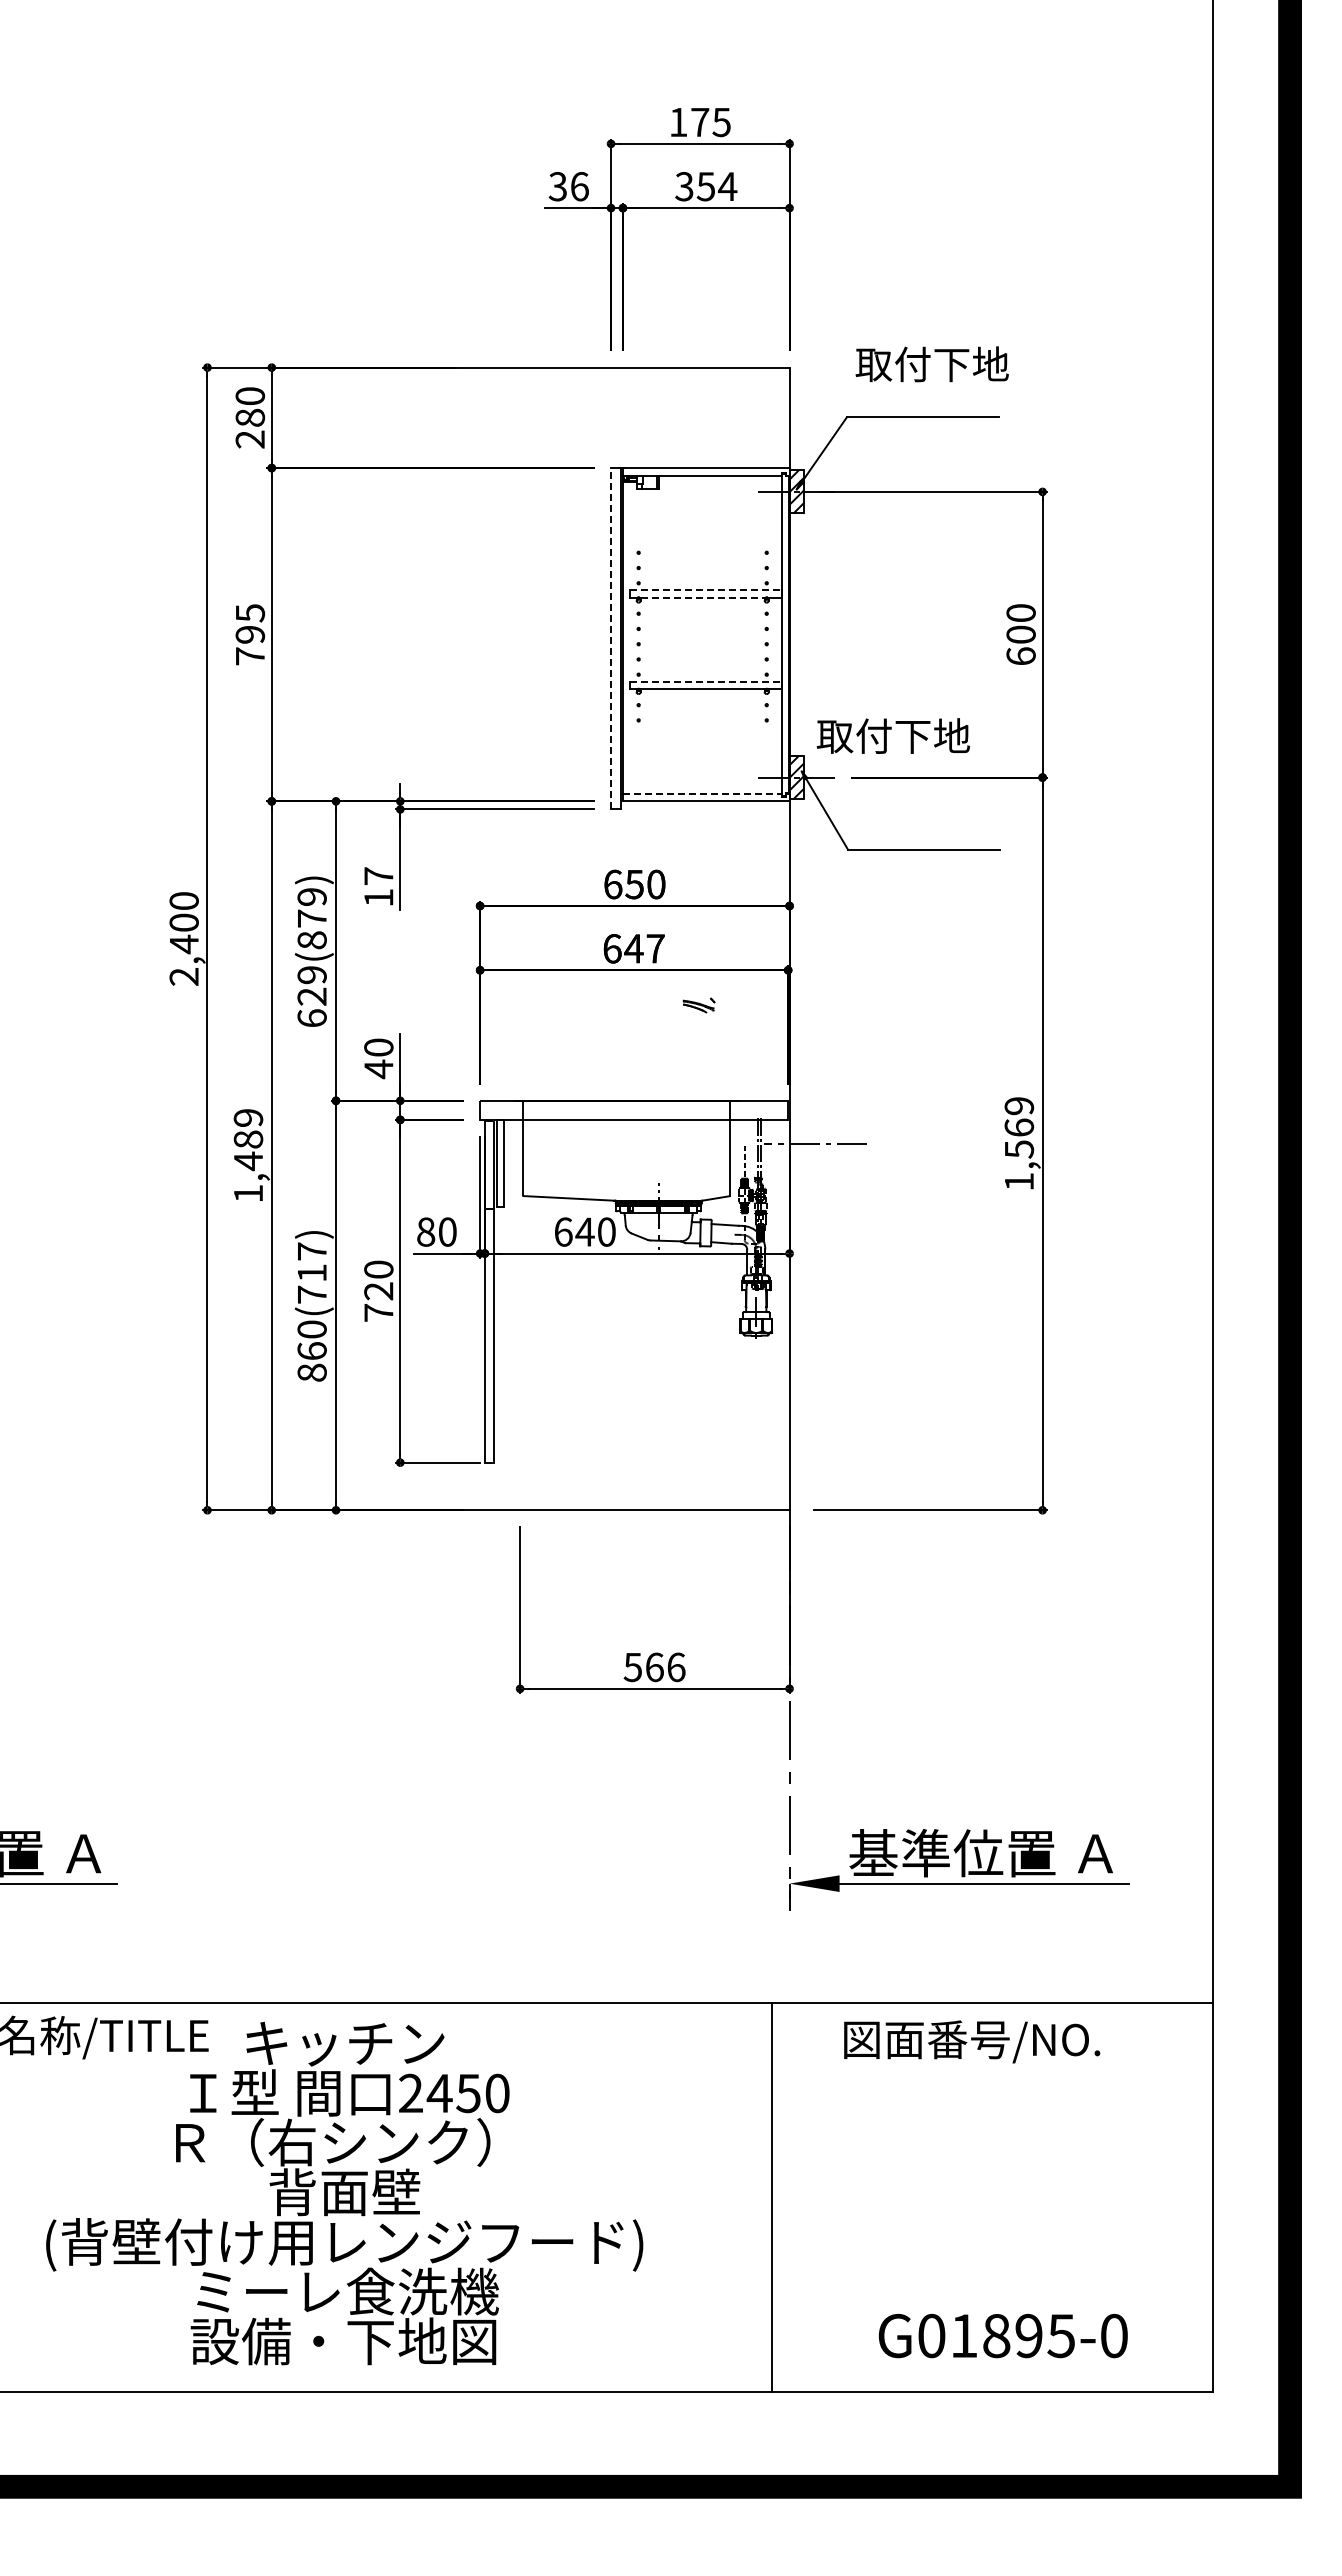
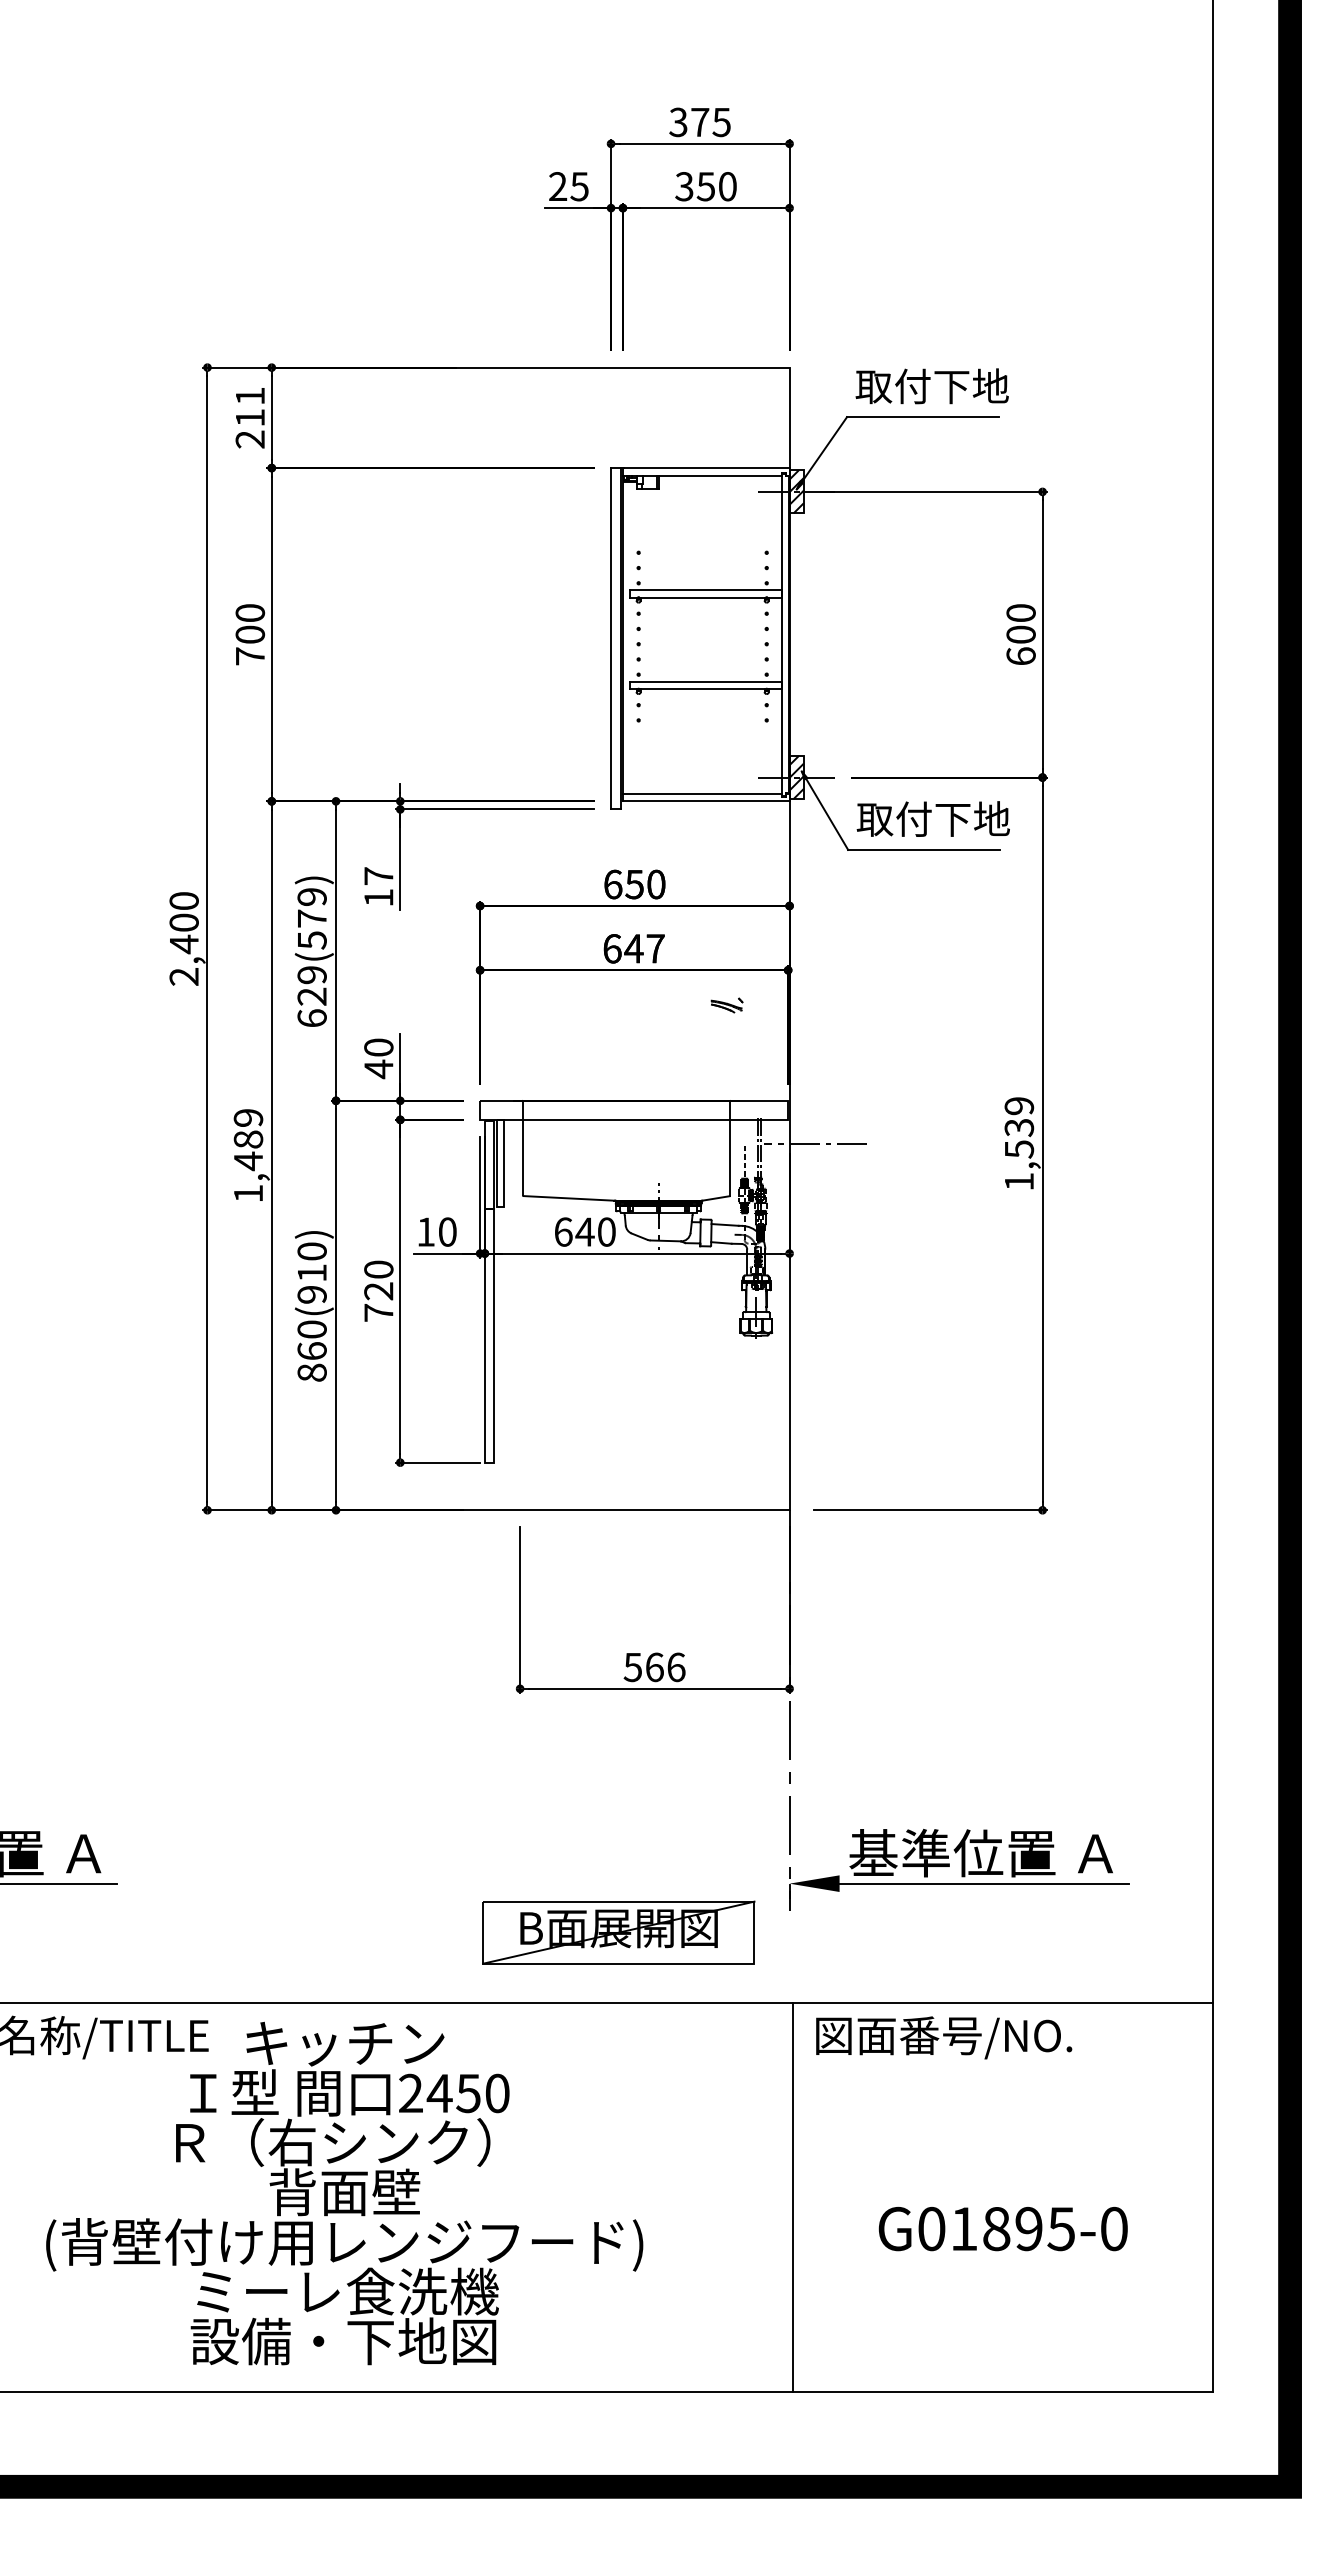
text: 175 -> 375 (678, 122)
text: 36 -> 25 (568, 186)
text: 354 -> 350 (727, 186)
text position: (931, 364) -> (931, 386) (931, 386)
text: 280 -> 211 (250, 406)
line: dashed -> solid (705, 590)
line: dashed -> solid (702, 597)
text: 795 -> 700 (250, 623)
line: dashed -> solid (611, 638)
line: dashed -> solid (705, 681)
text position: (892, 735) -> (932, 818) (932, 818)
line: dashed -> solid (703, 793)
text: 629(879) -> 629(579) (311, 940)
part position: (698, 1005) -> (726, 1005) (726, 1005)
text: 1,569 -> 1,539 (1019, 1127)
text: 80 -> 10 (426, 1231)
text: 860(717) -> 860(910) (311, 1272)
part: none -> present (618, 1932)
text position: (972, 2041) -> (944, 2037) (944, 2037)
line position: (772, 2197) -> (793, 2197) (793, 2197)
text position: (1002, 2336) -> (1002, 2229) (1002, 2229)
